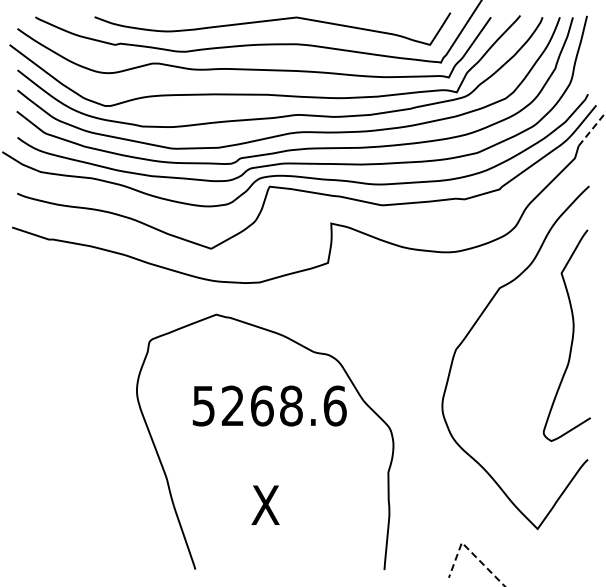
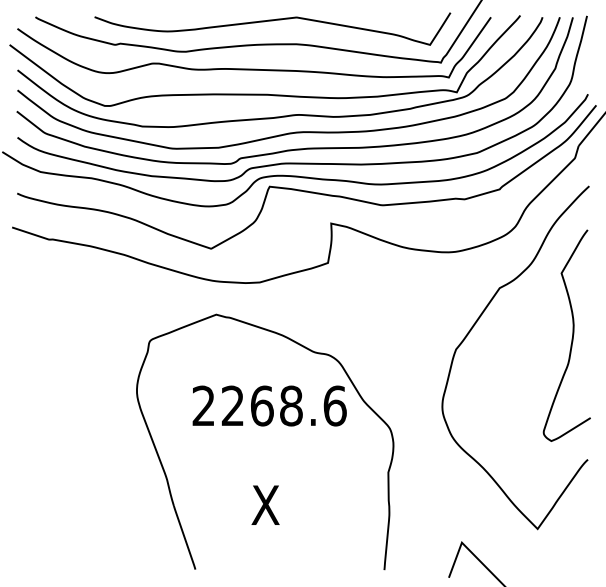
line: dashed -> solid (592, 129)
text: 5268.6 -> 2268.6 (203, 405)
line: dashed -> solid (469, 550)
